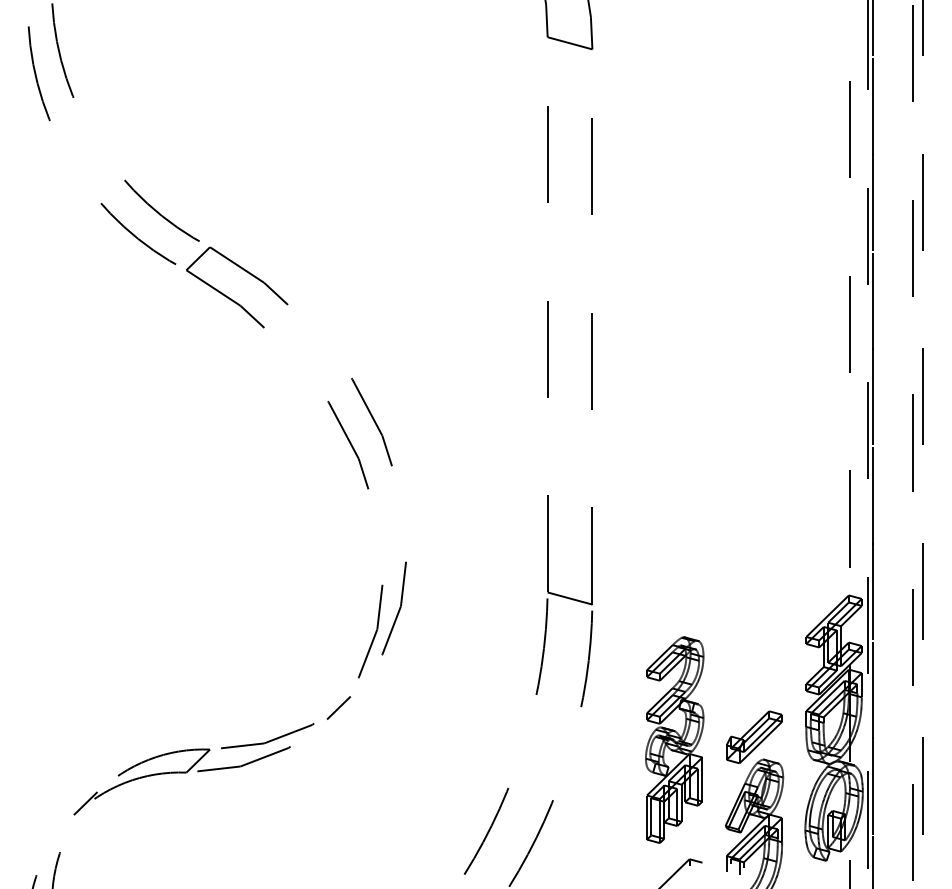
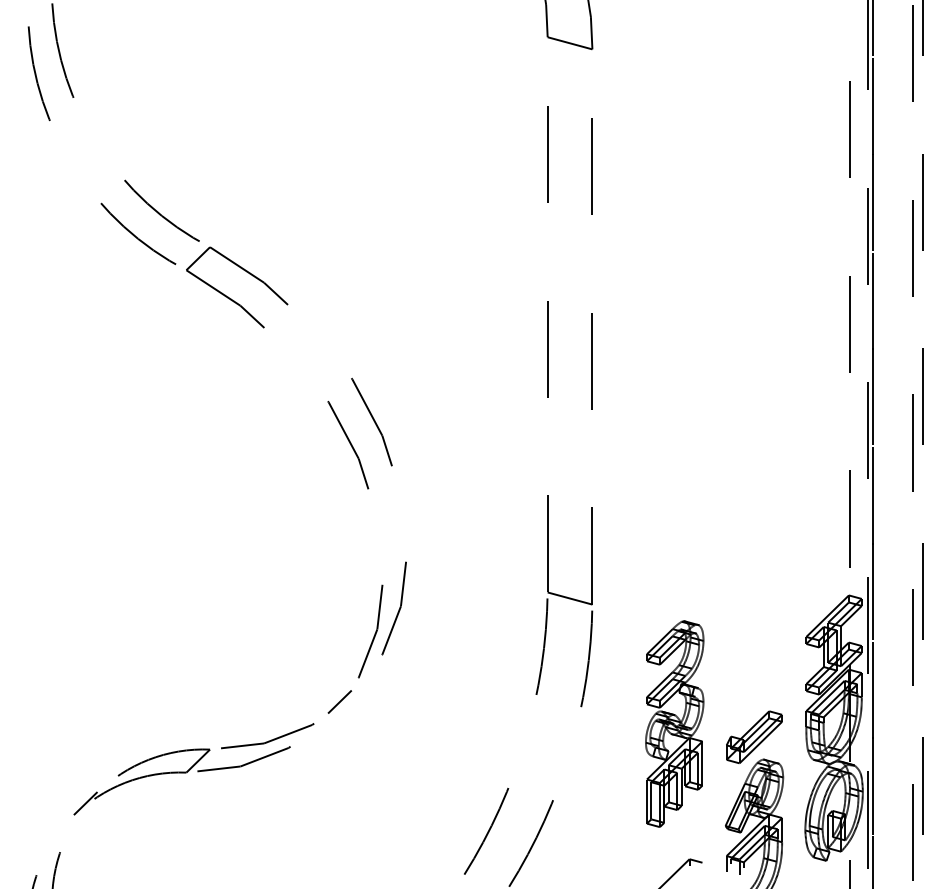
line position: (338, 707) -> (339, 701) (339, 701)
part position: (674, 739) -> (674, 723) (674, 723)
